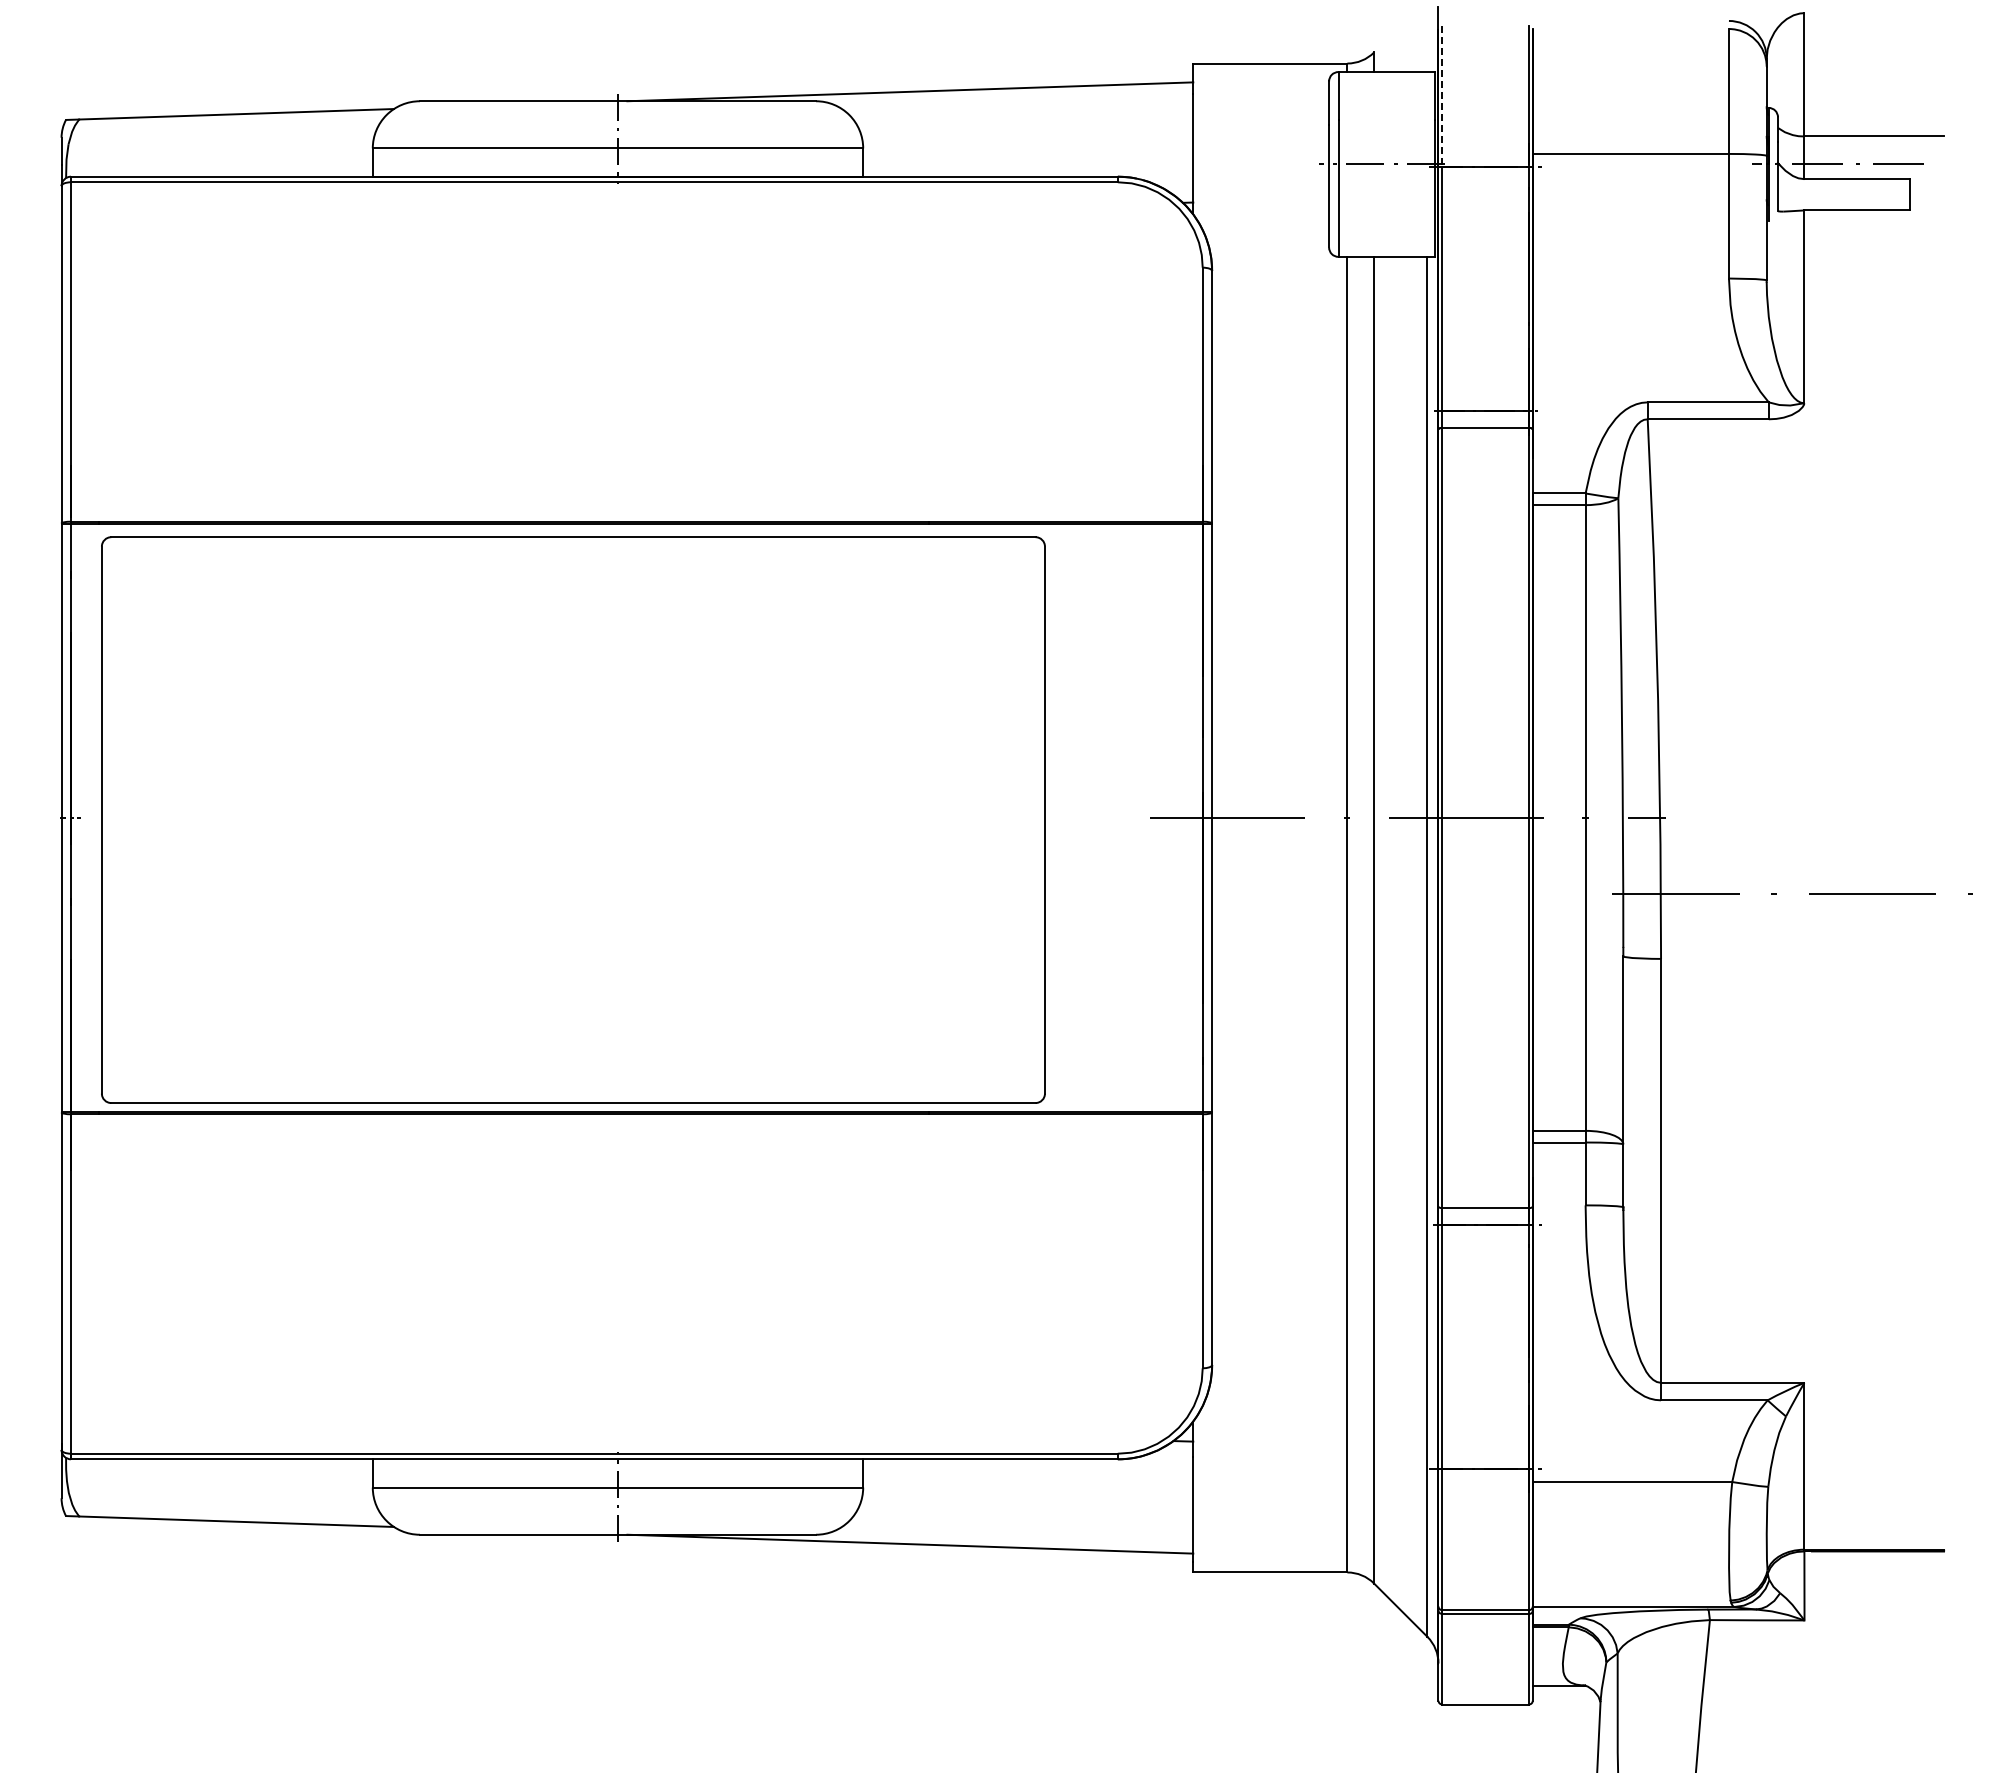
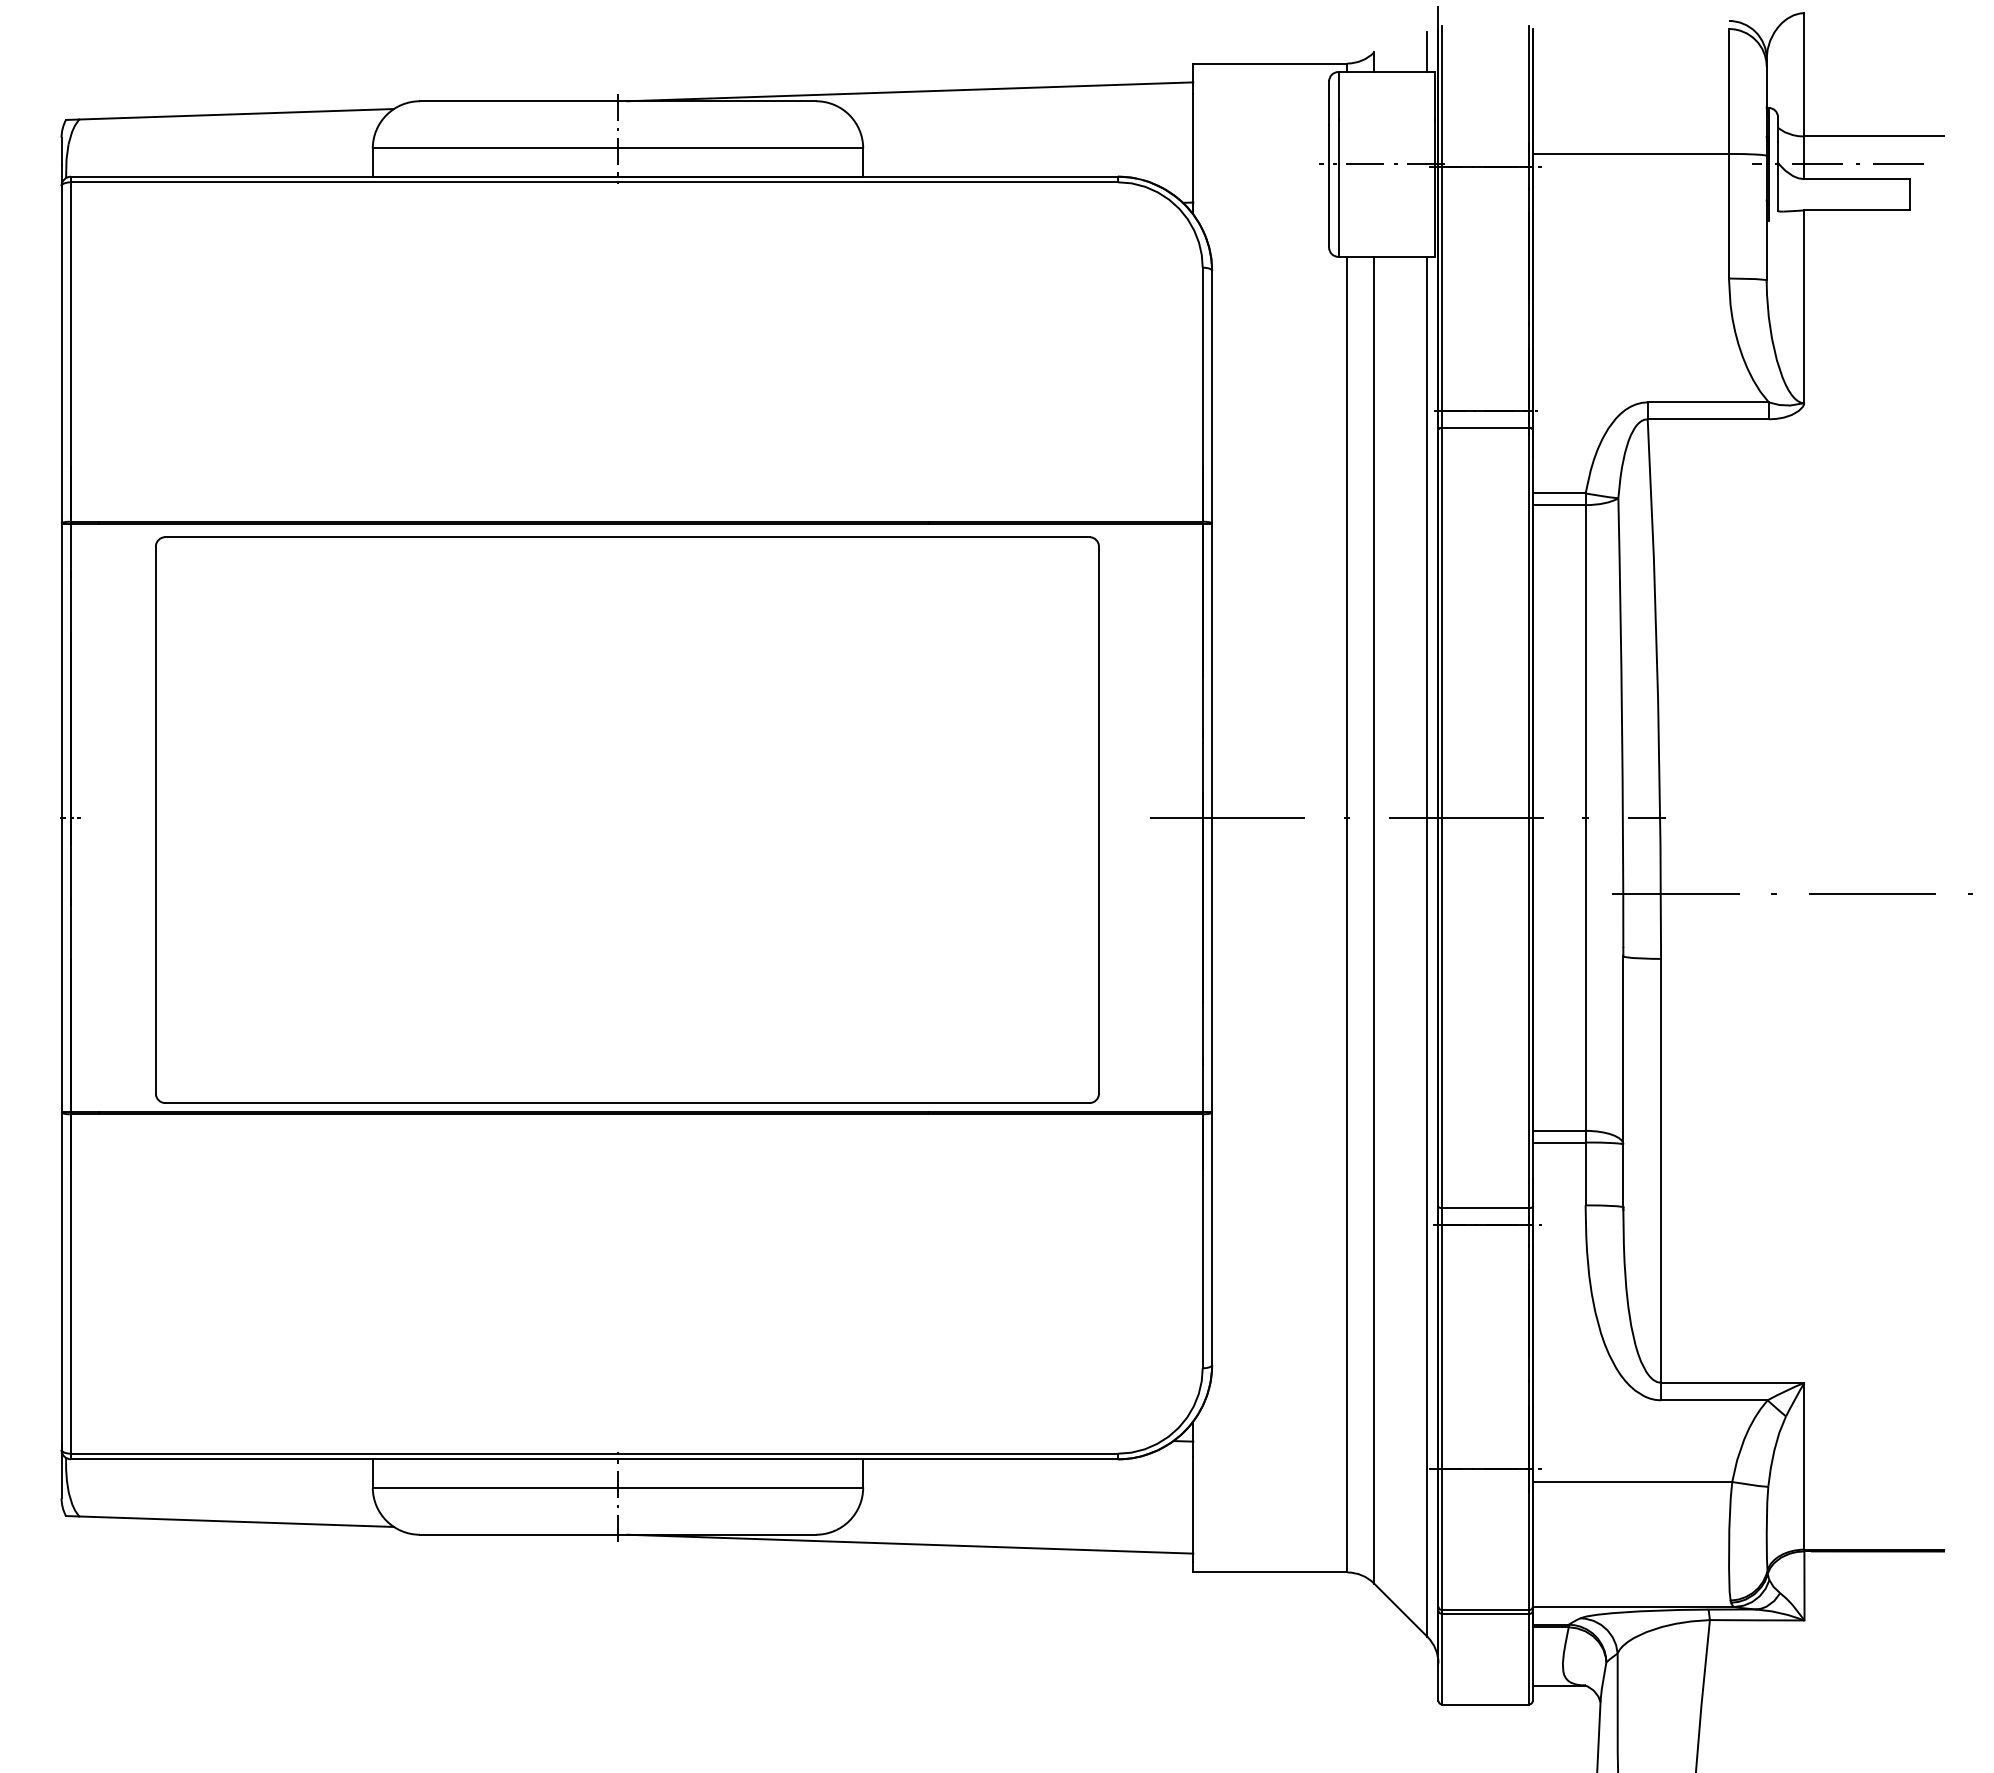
line: none -> present (1427, 52)
line: dashed -> solid (1442, 96)
part position: (573, 819) -> (627, 819) (627, 819)
